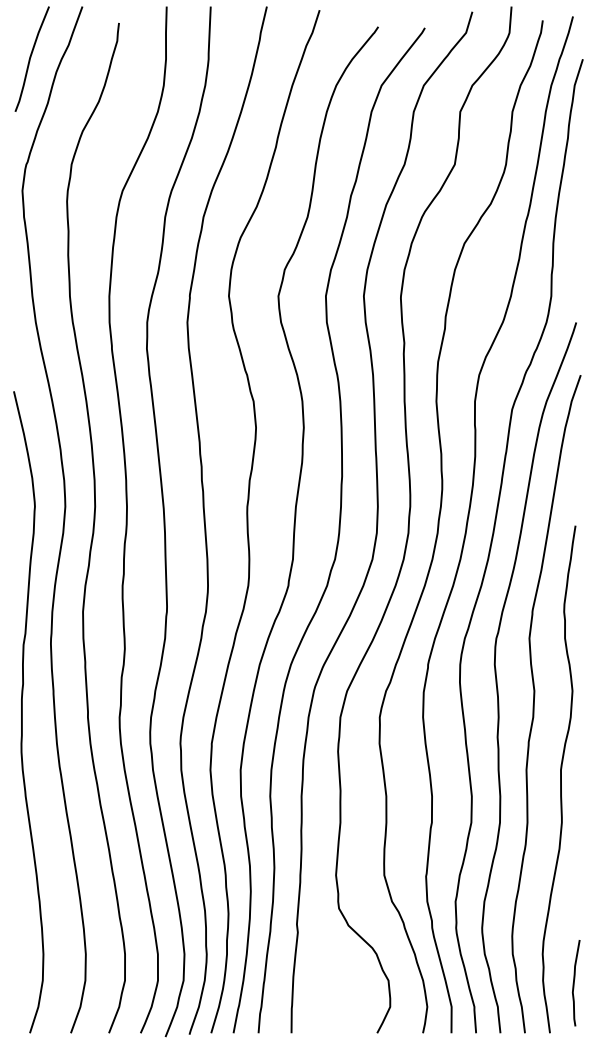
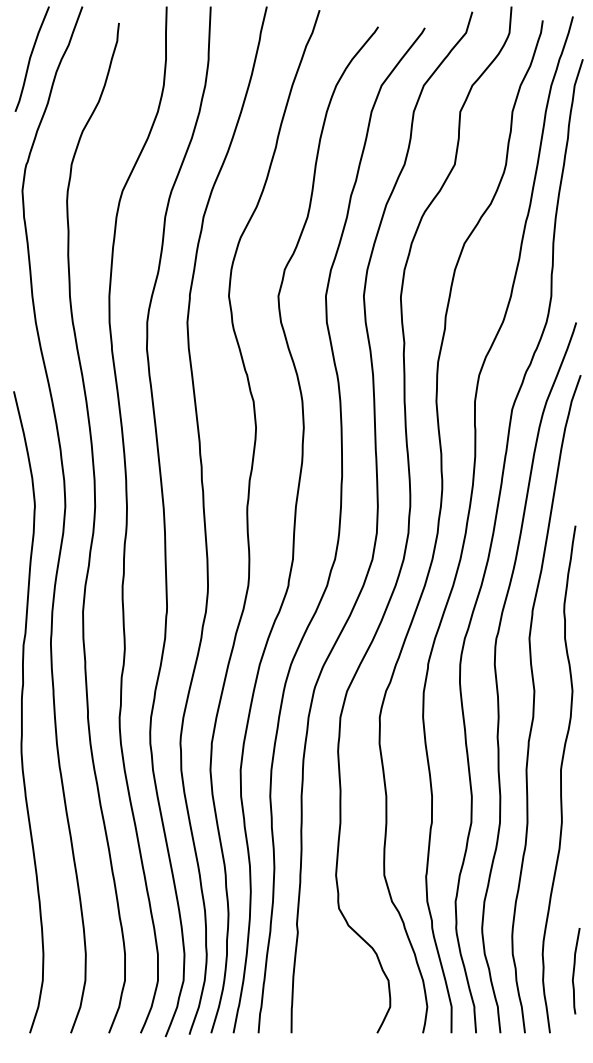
curve position: (574, 983) -> (574, 971) (574, 971)
